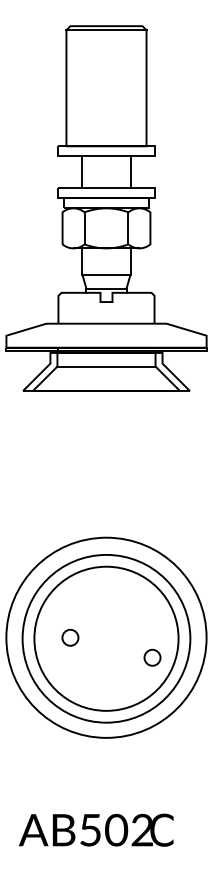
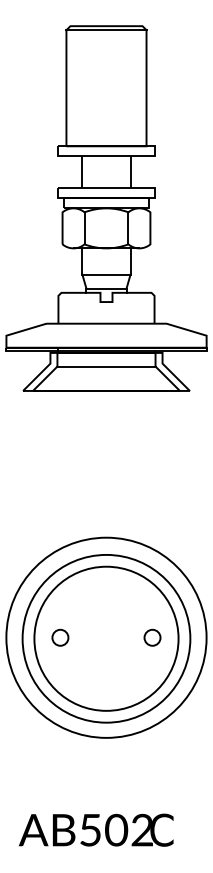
circle position: (70, 637) -> (60, 637) (60, 637)
circle position: (152, 657) -> (152, 637) (152, 637)
